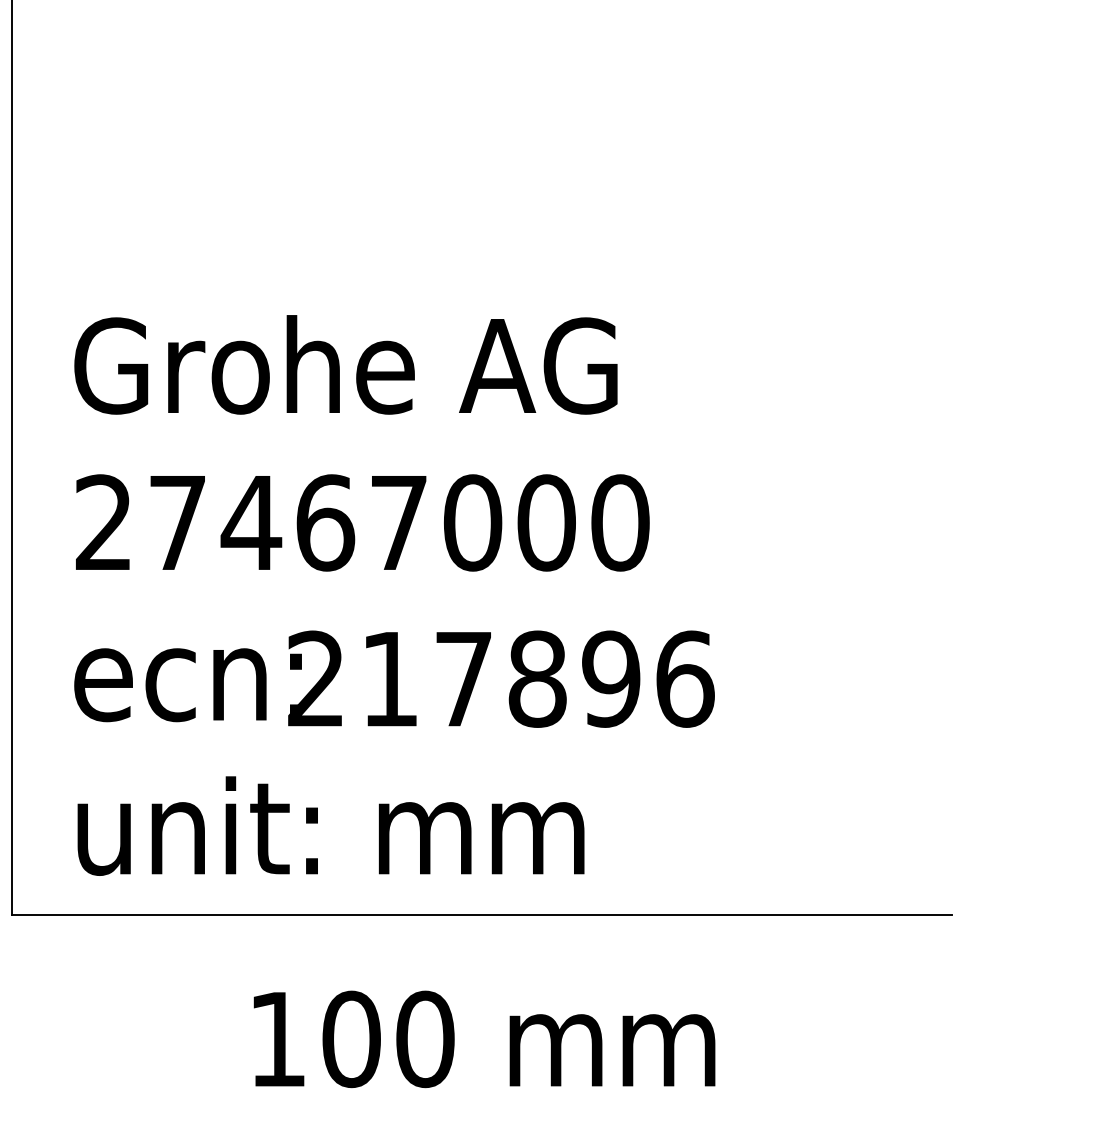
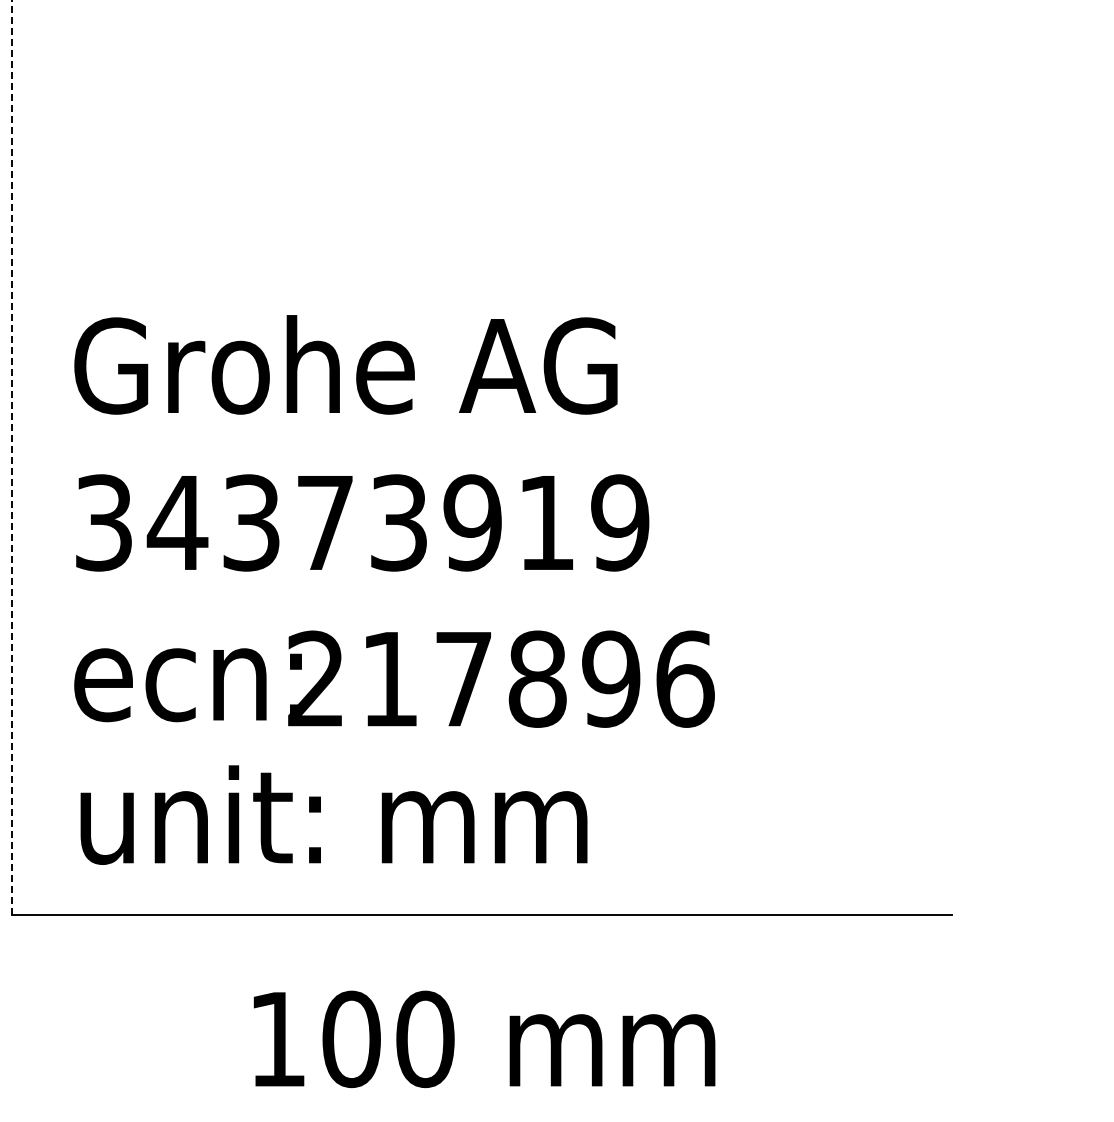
line: solid -> dashed (11, 457)
text: 27467000 -> 34373919 (362, 522)
text position: (330, 825) -> (333, 814) (333, 814)
